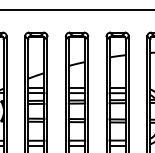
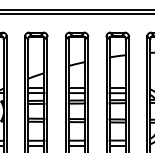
line: none -> present (76, 14)
